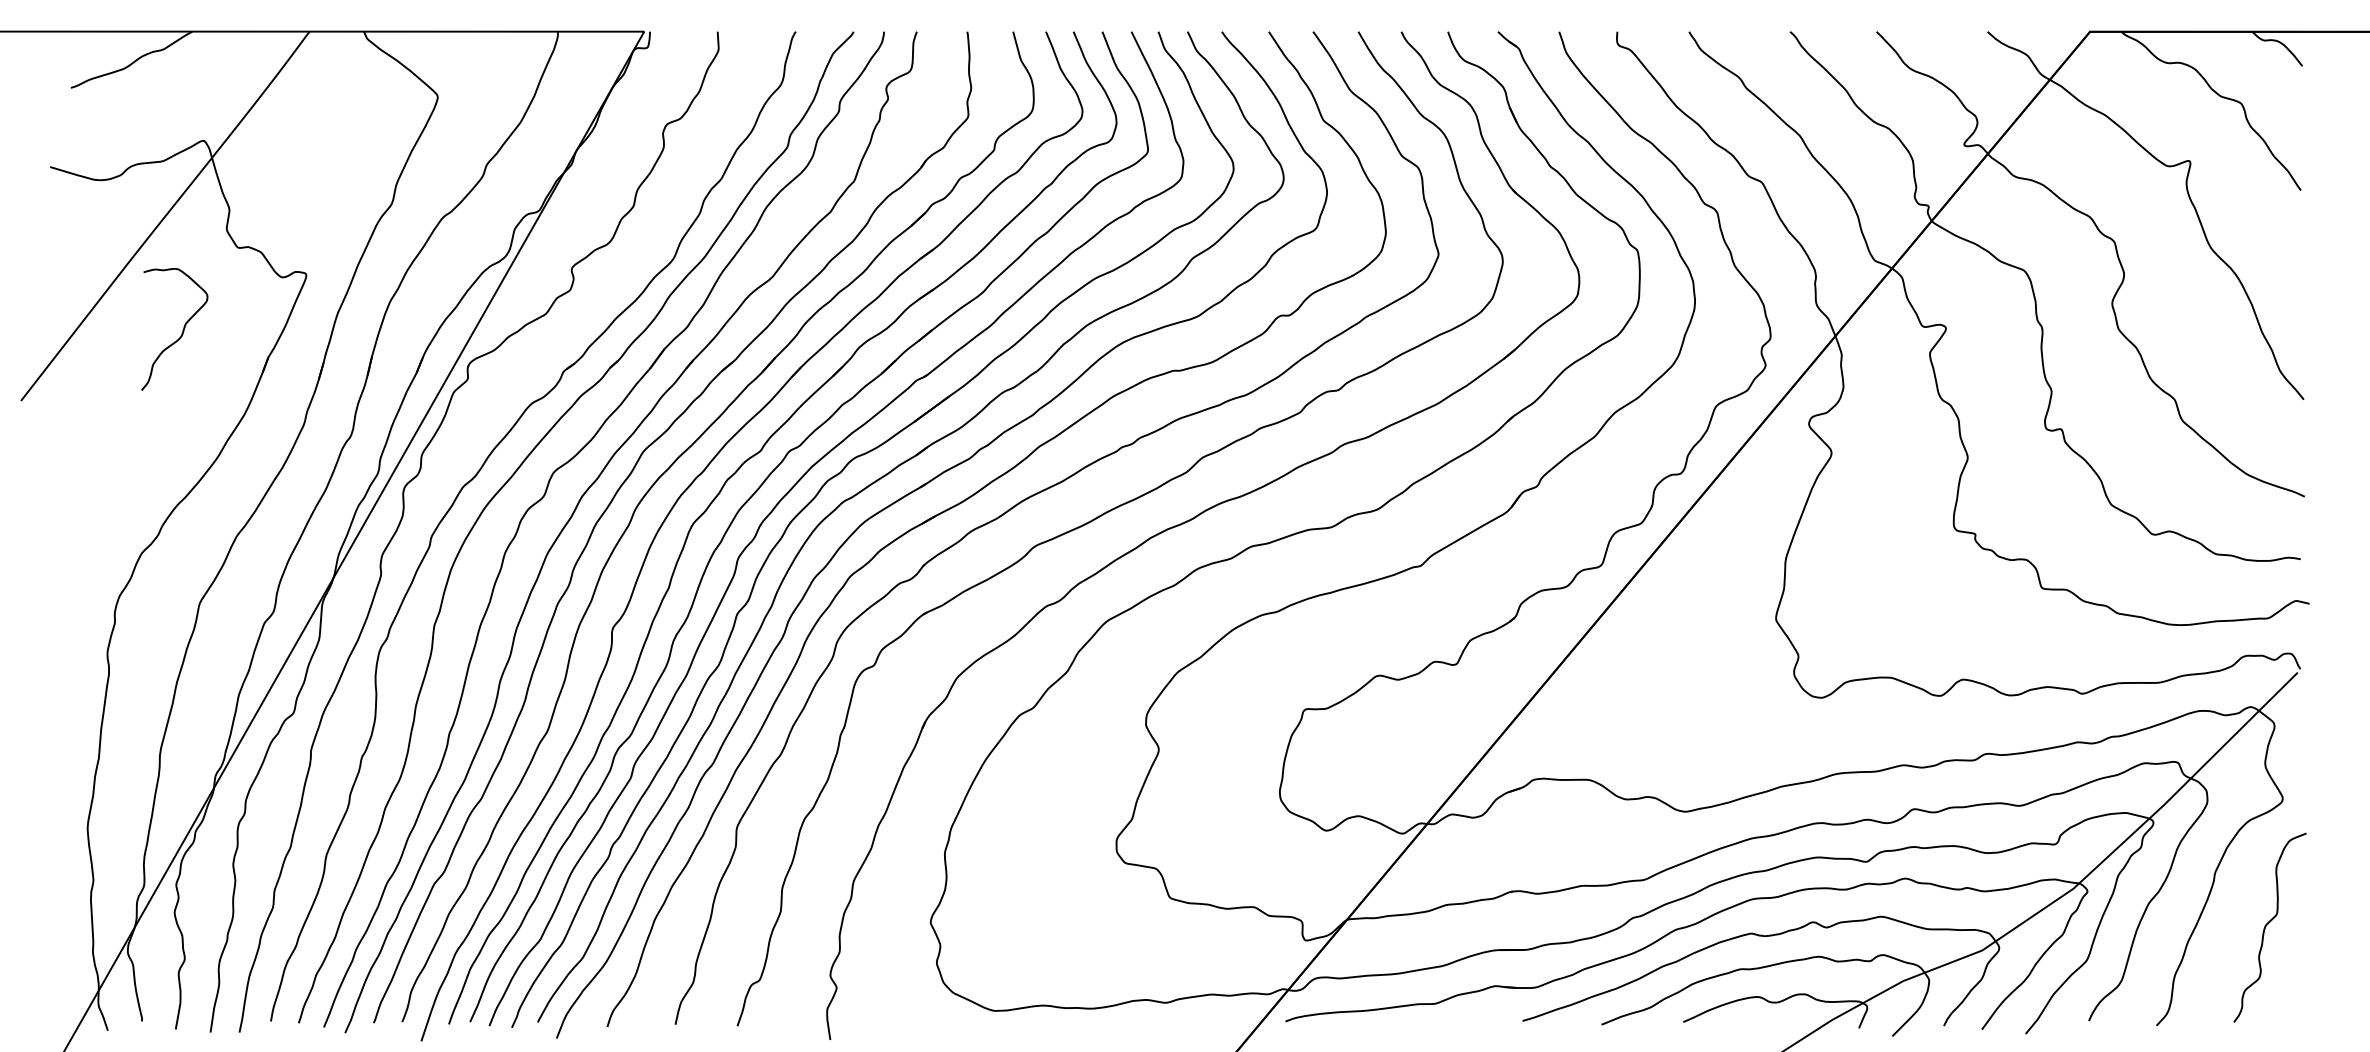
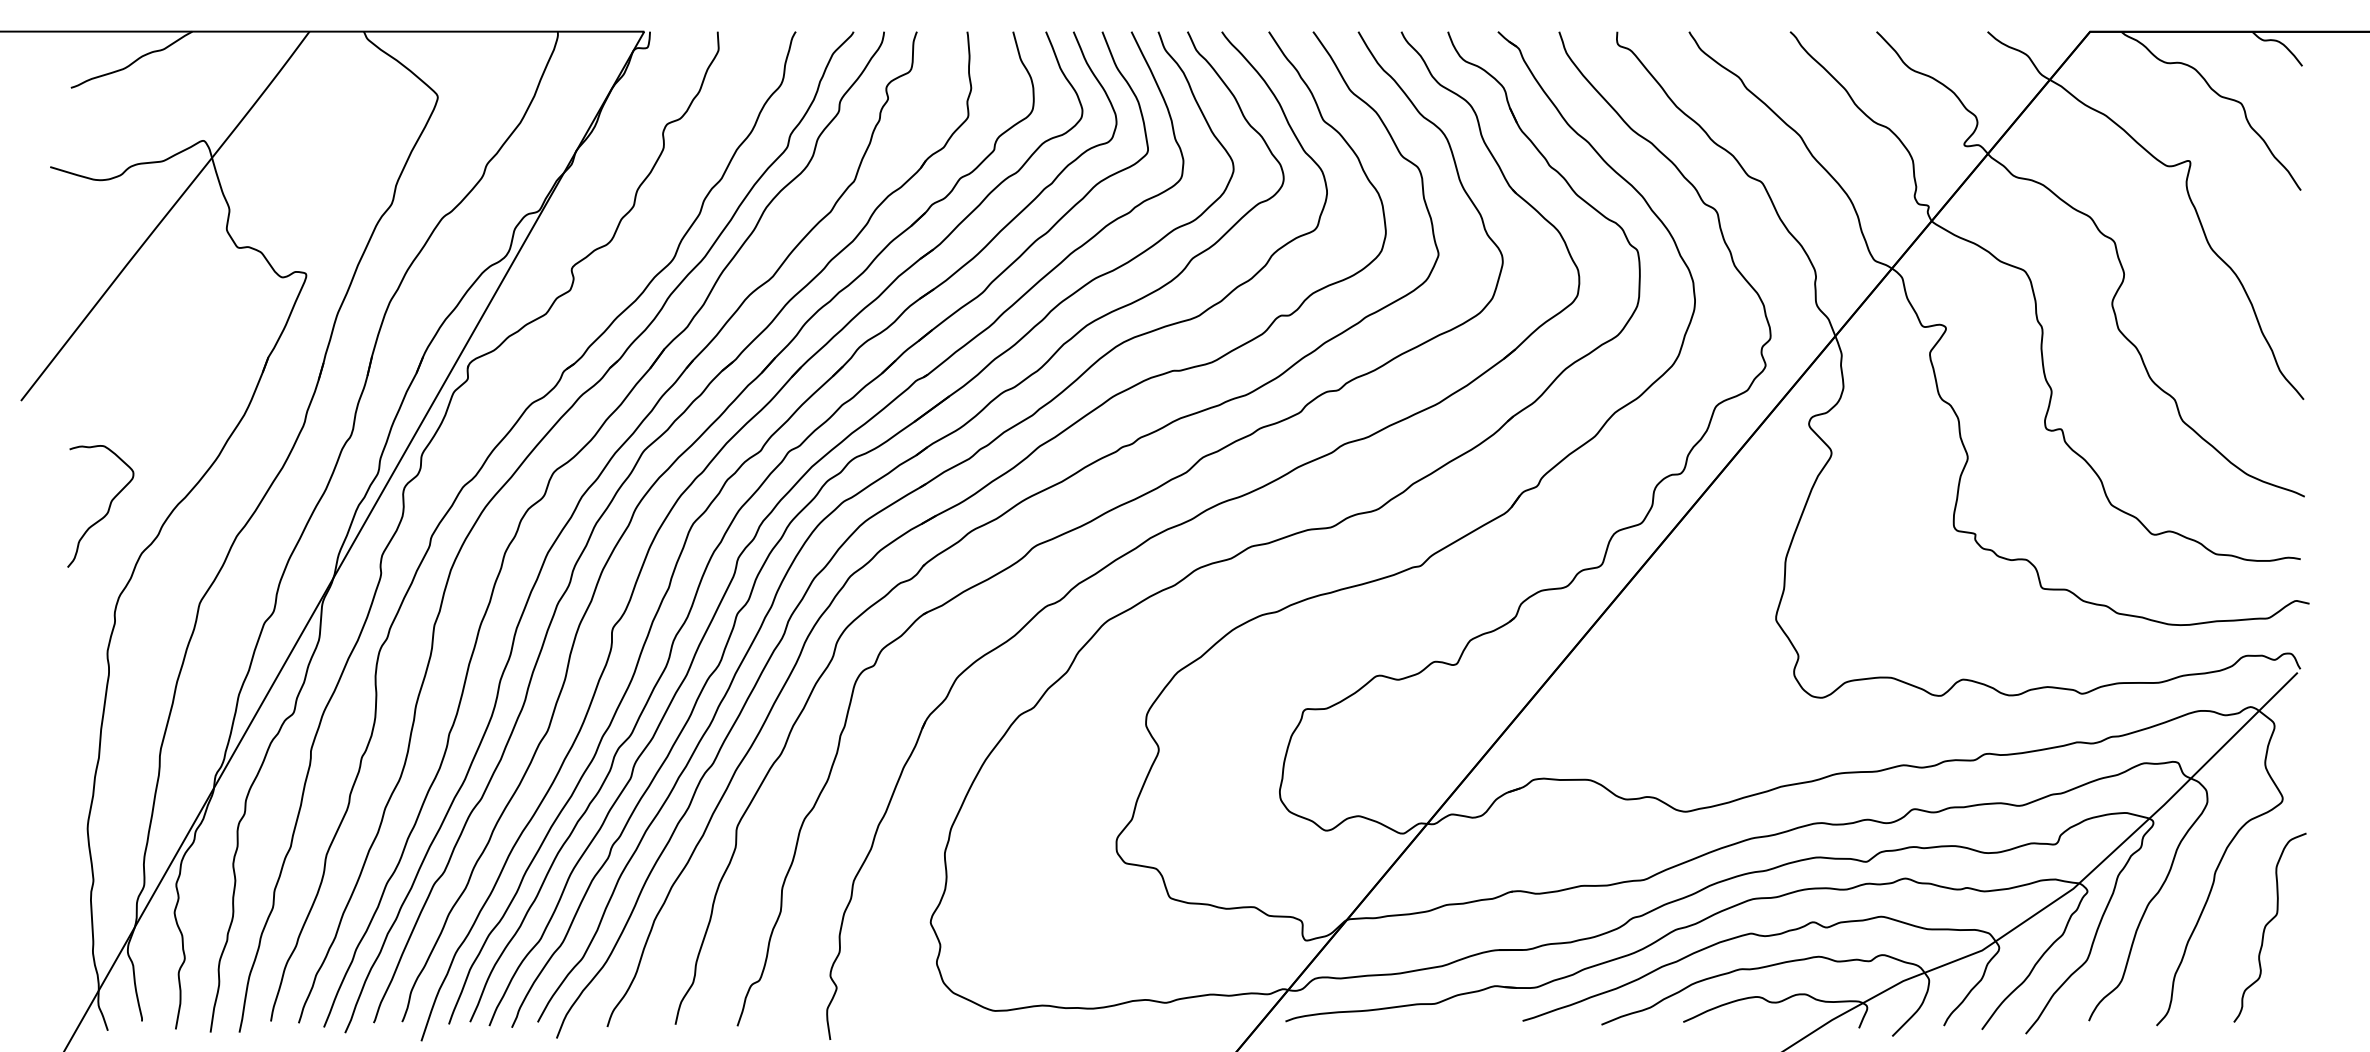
curve position: (182, 330) -> (108, 507) (108, 507)
